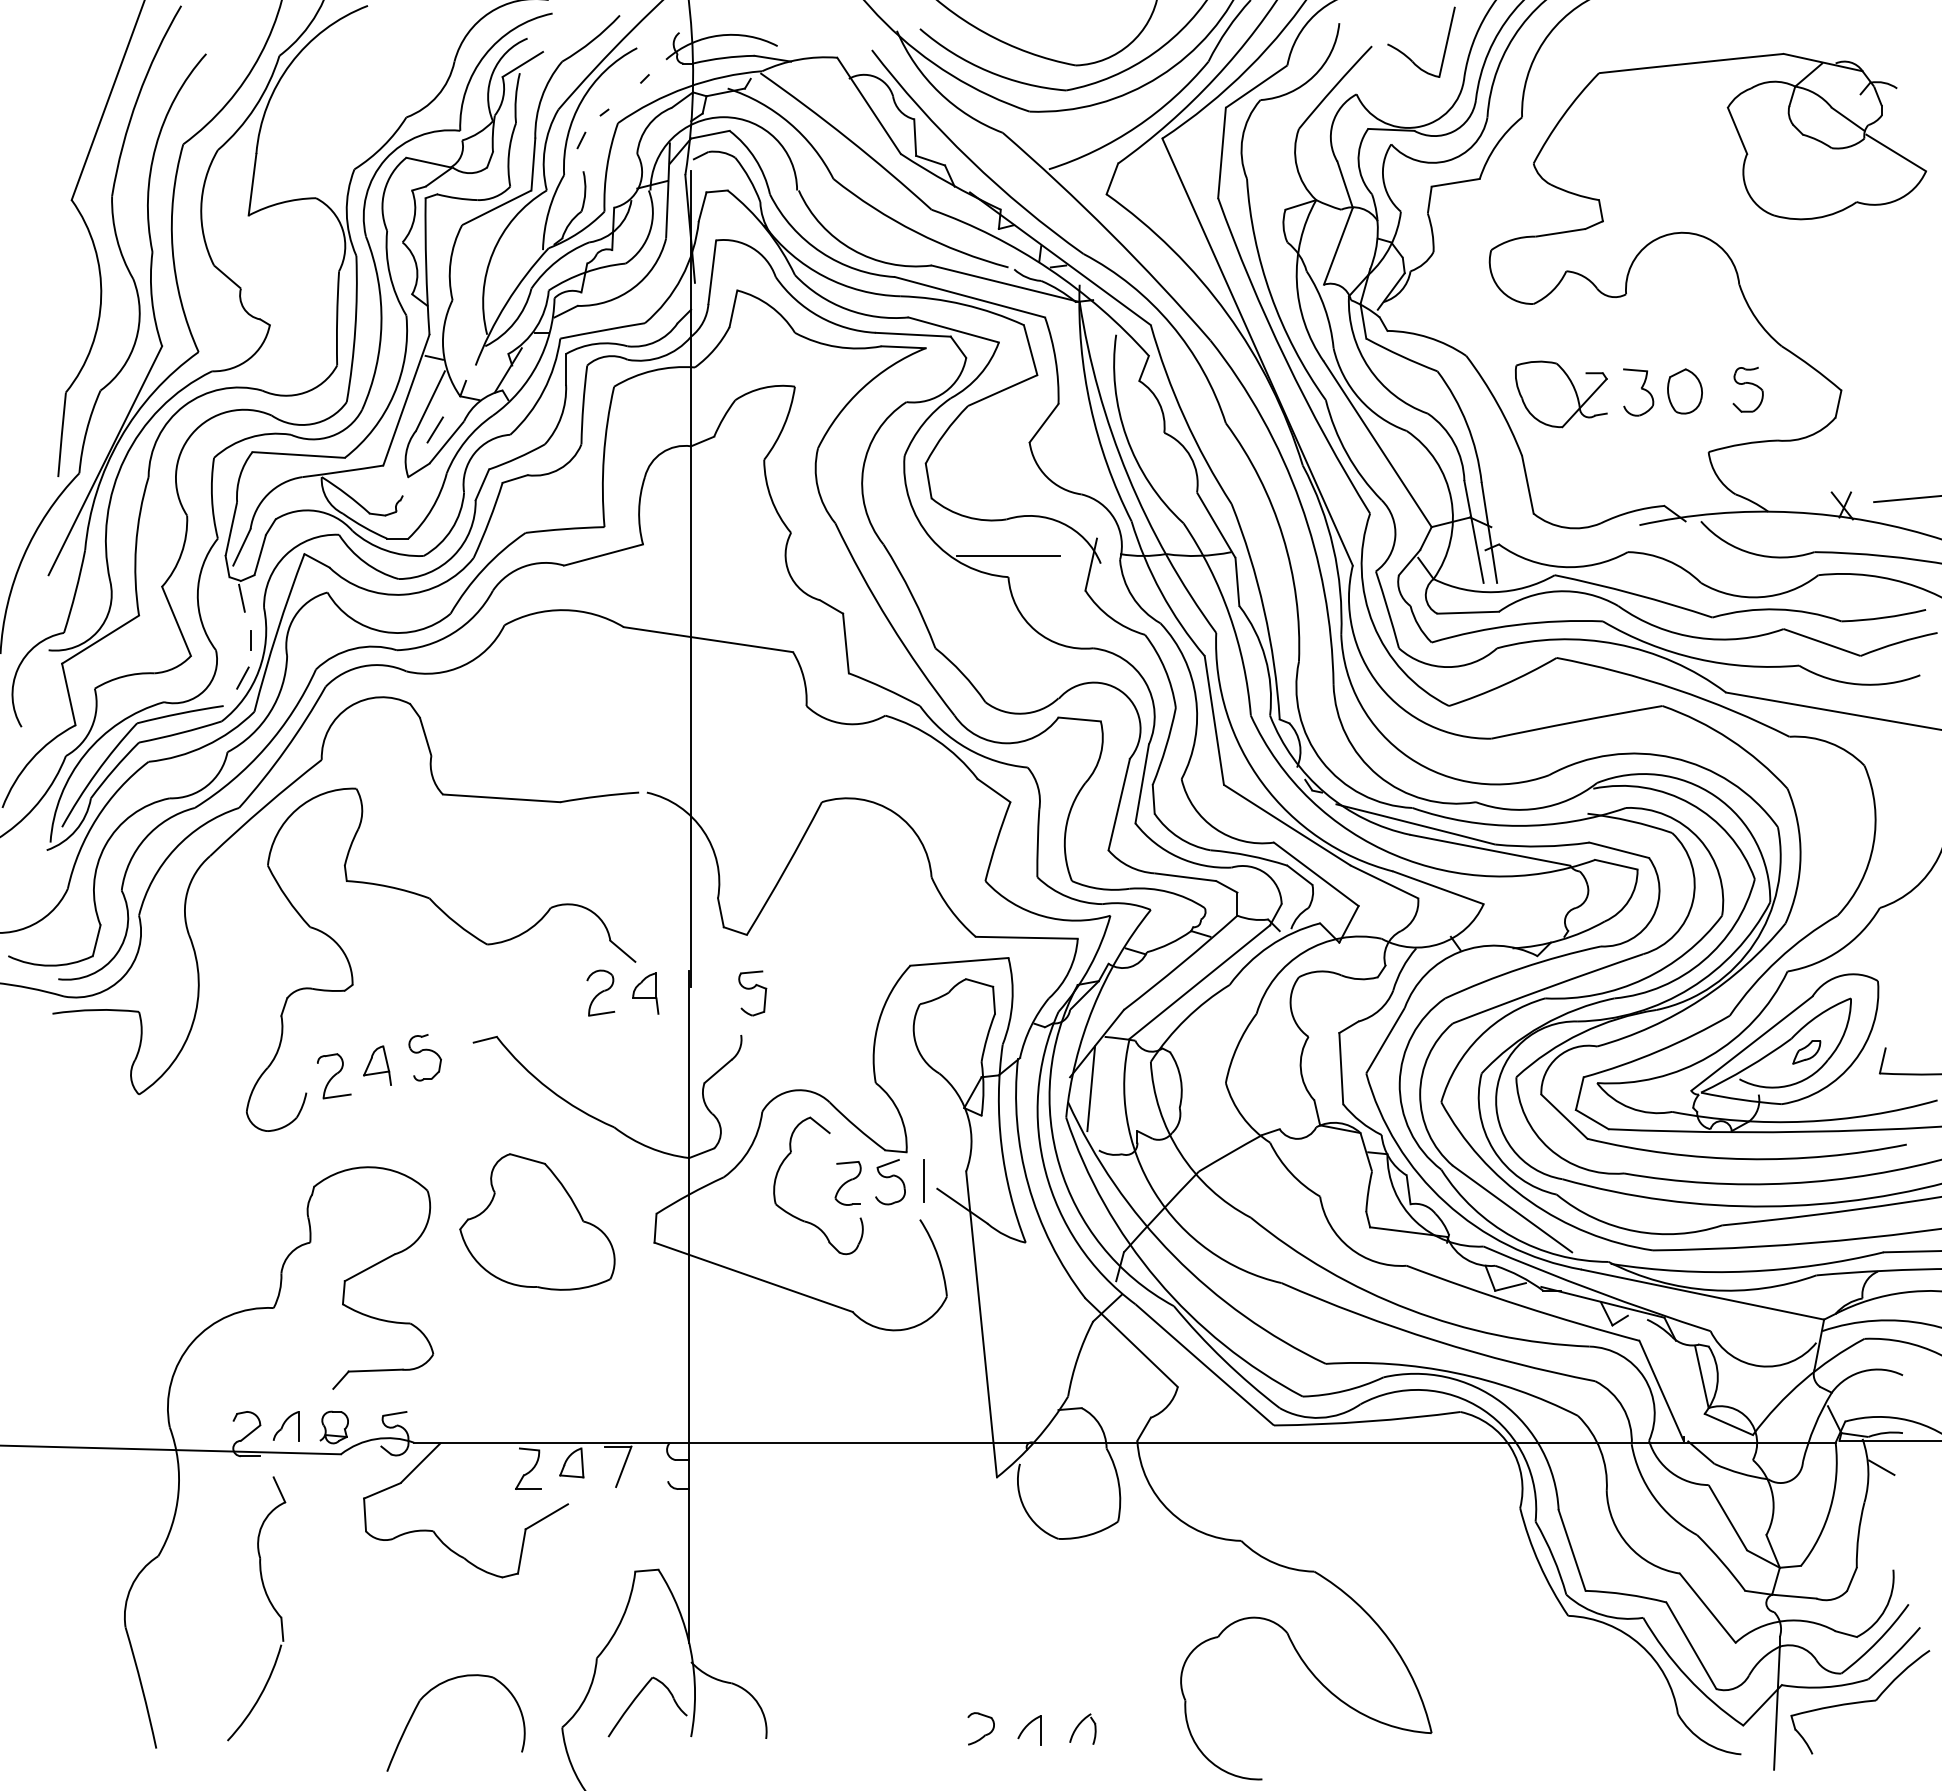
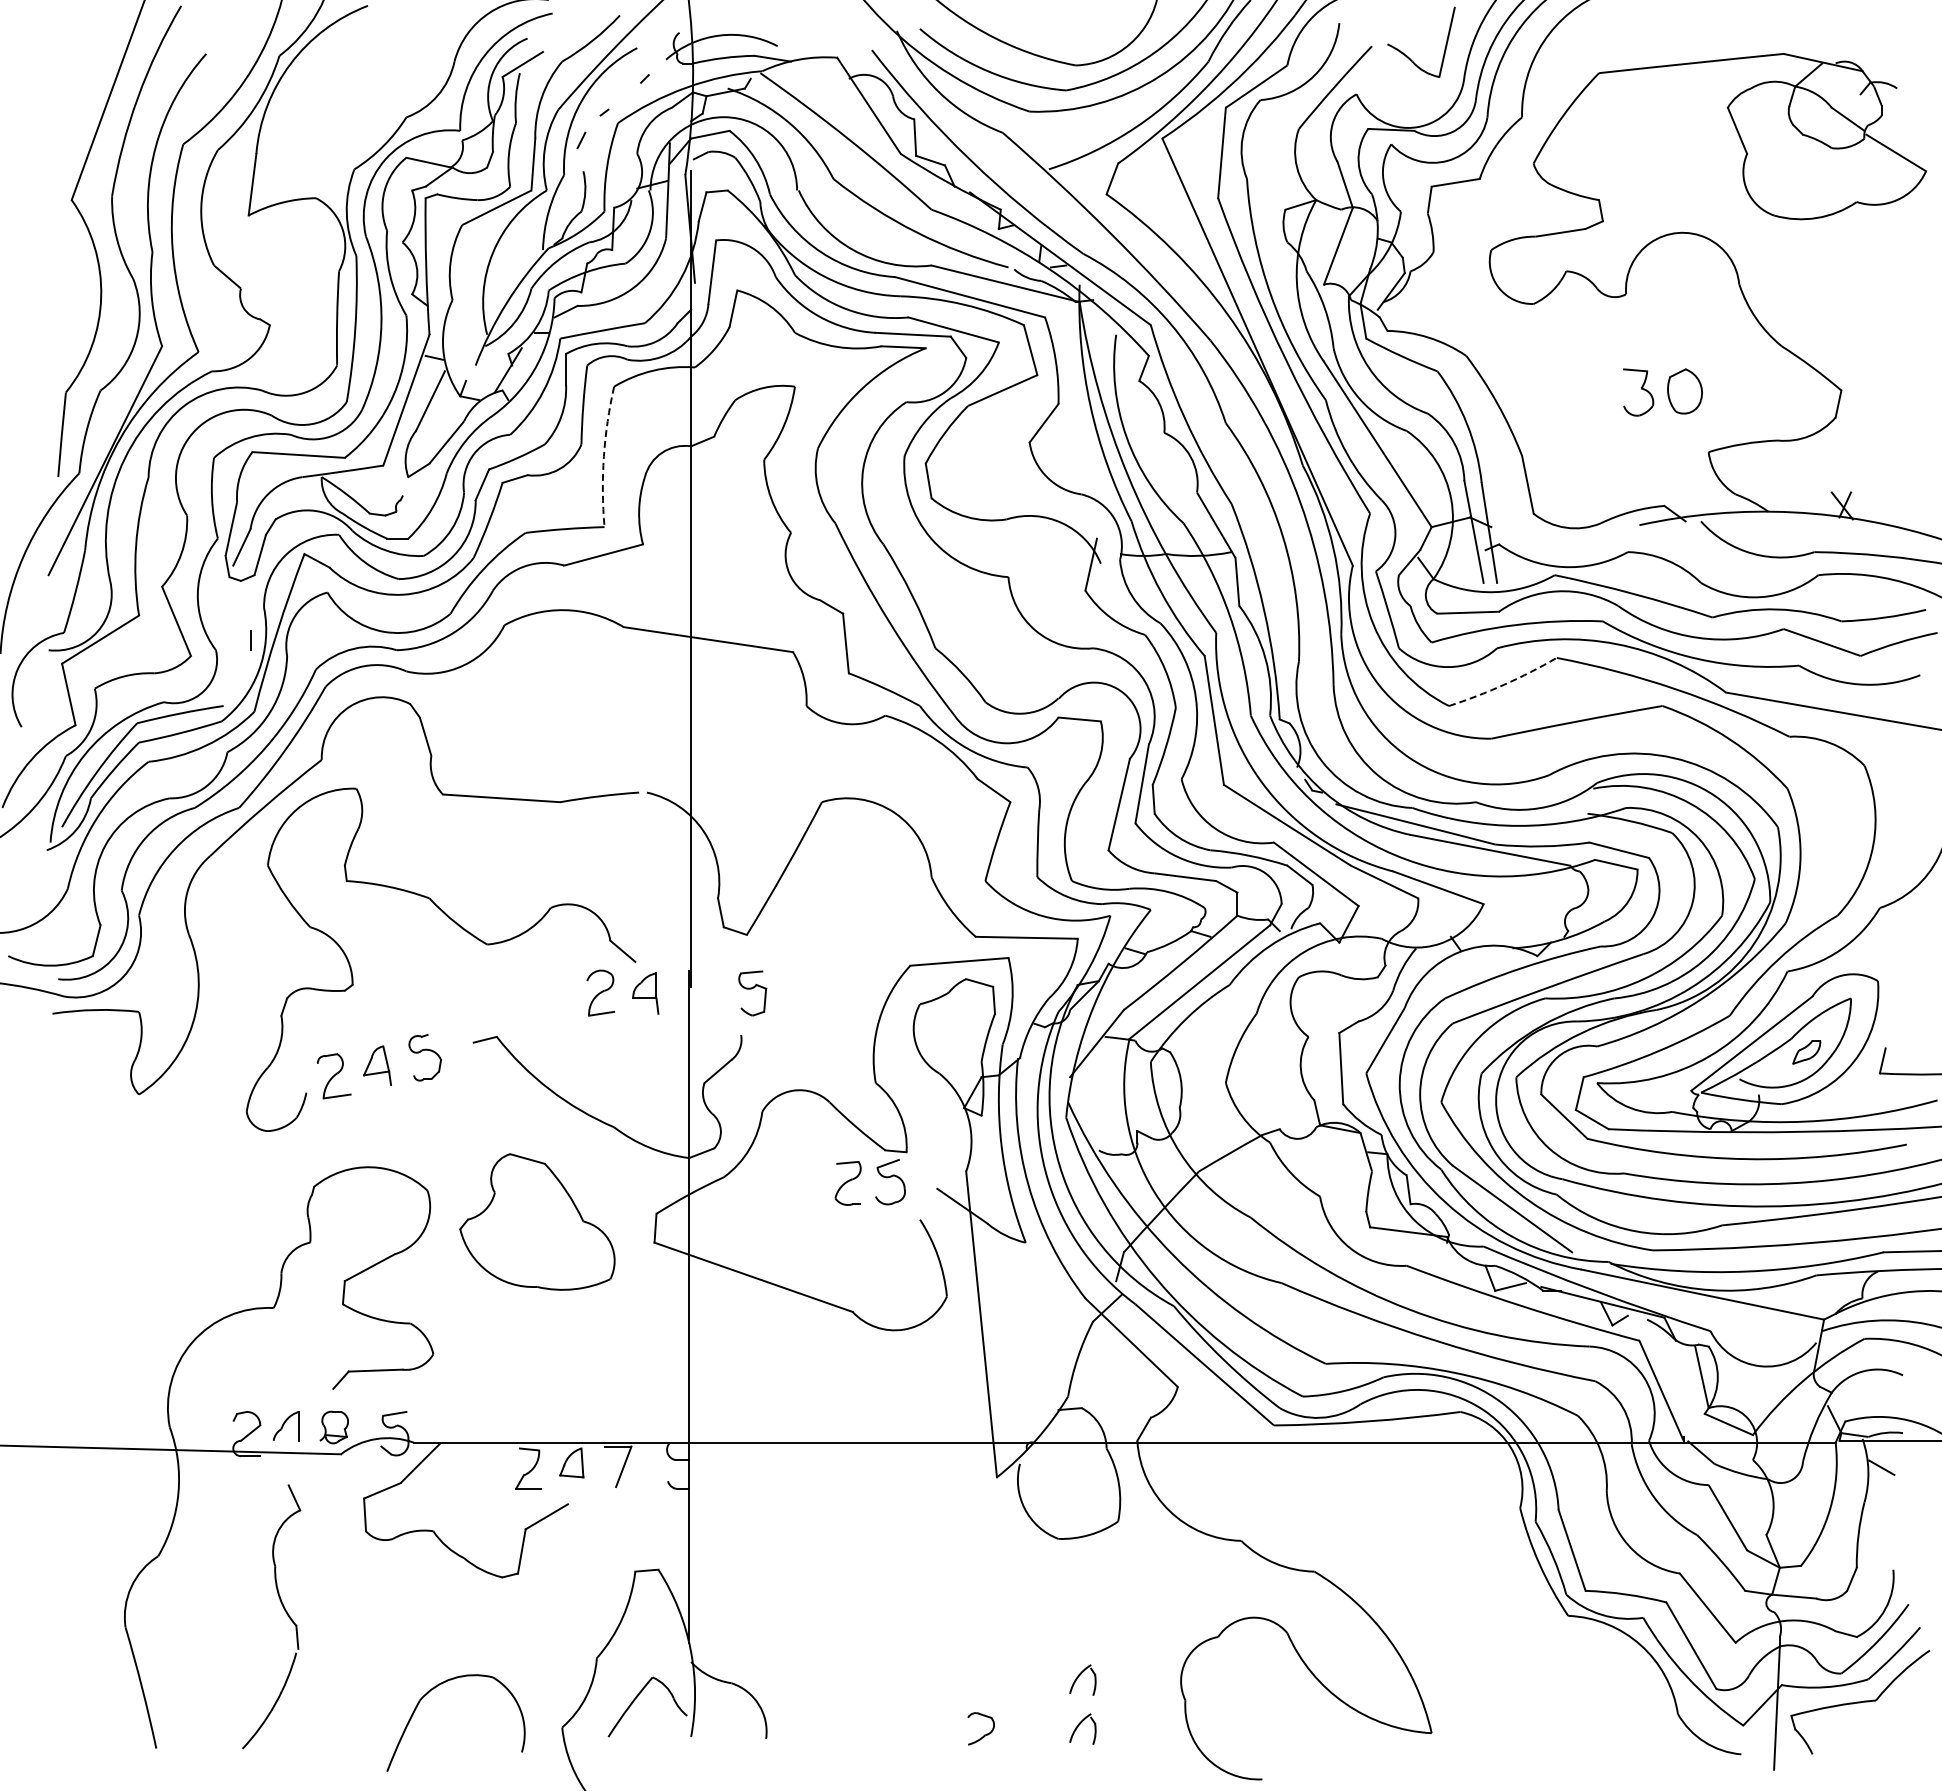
part: present -> none (1747, 389)
part: present -> none (1561, 394)
line: present -> none (434, 429)
arc: solid -> dashed (603, 456)
line: present -> none (1906, 499)
line: present -> none (1008, 555)
line: present -> none (241, 597)
line: present -> none (242, 677)
arc: solid -> dashed (1504, 684)
line: present -> none (1091, 1088)
line: present -> none (923, 1180)
part: present -> none (805, 1220)
part position: (269, 1602) -> (284, 1610) (284, 1610)
part: none -> present (1082, 1679)
part: present -> none (1029, 1730)
